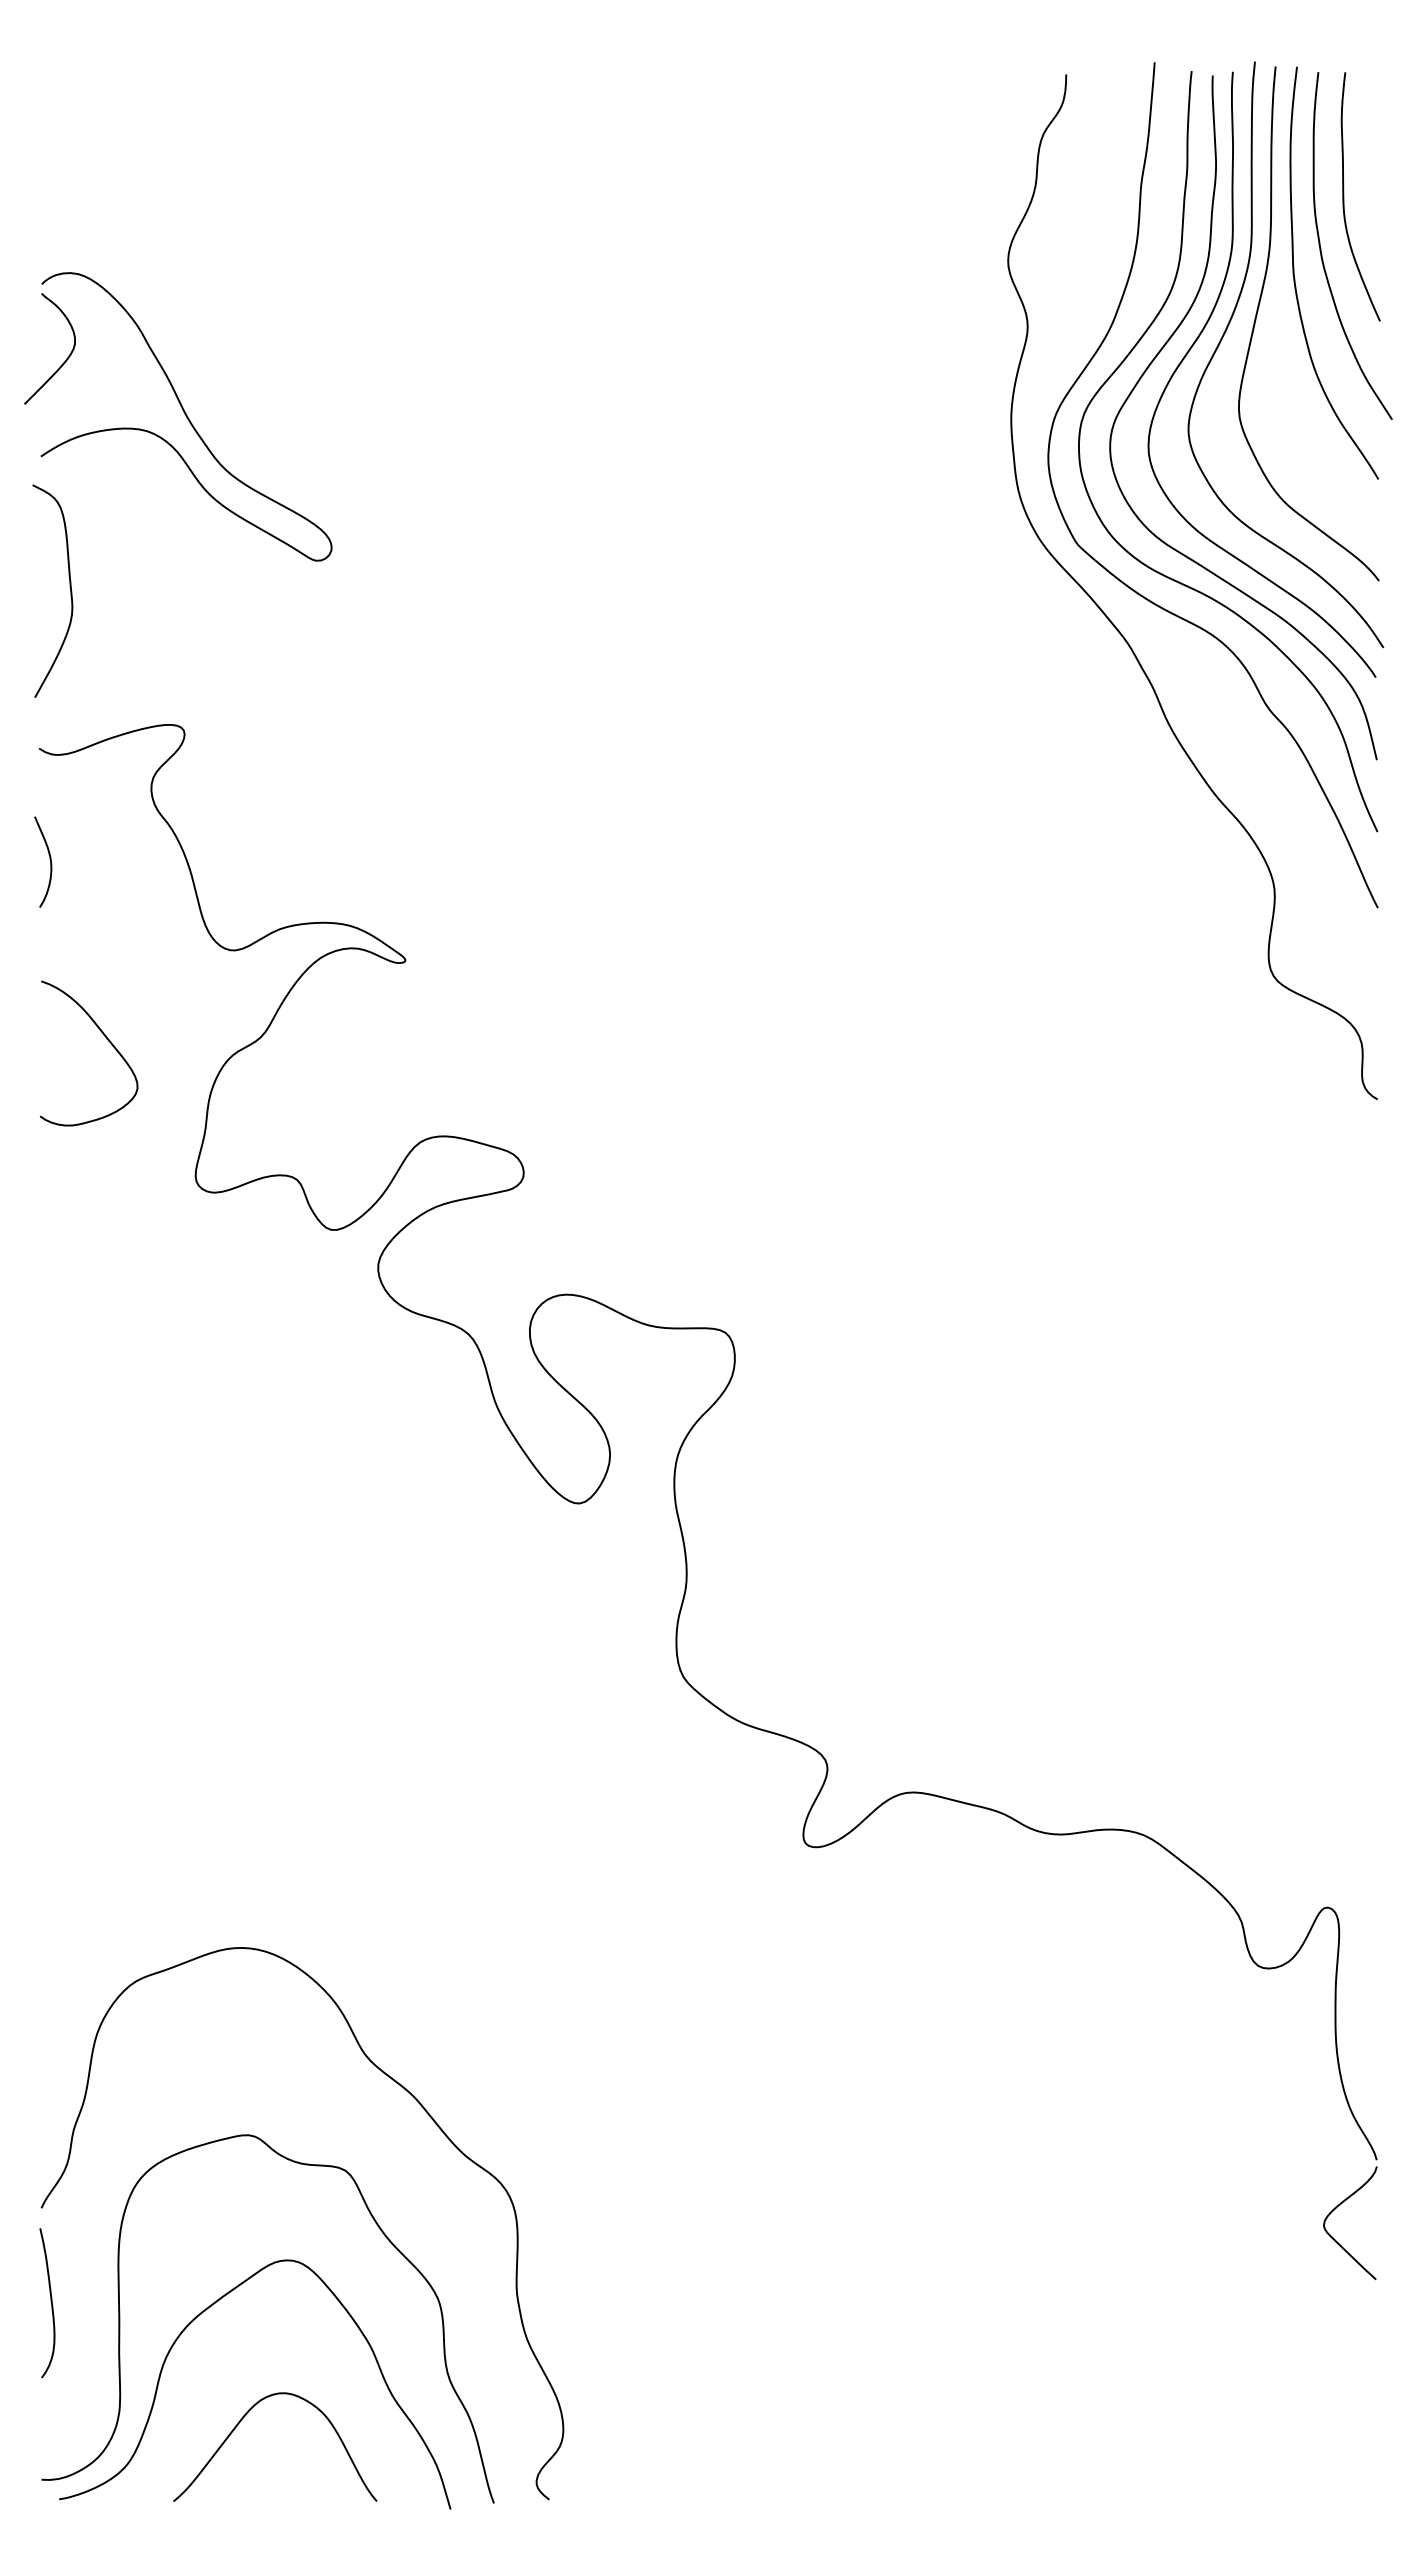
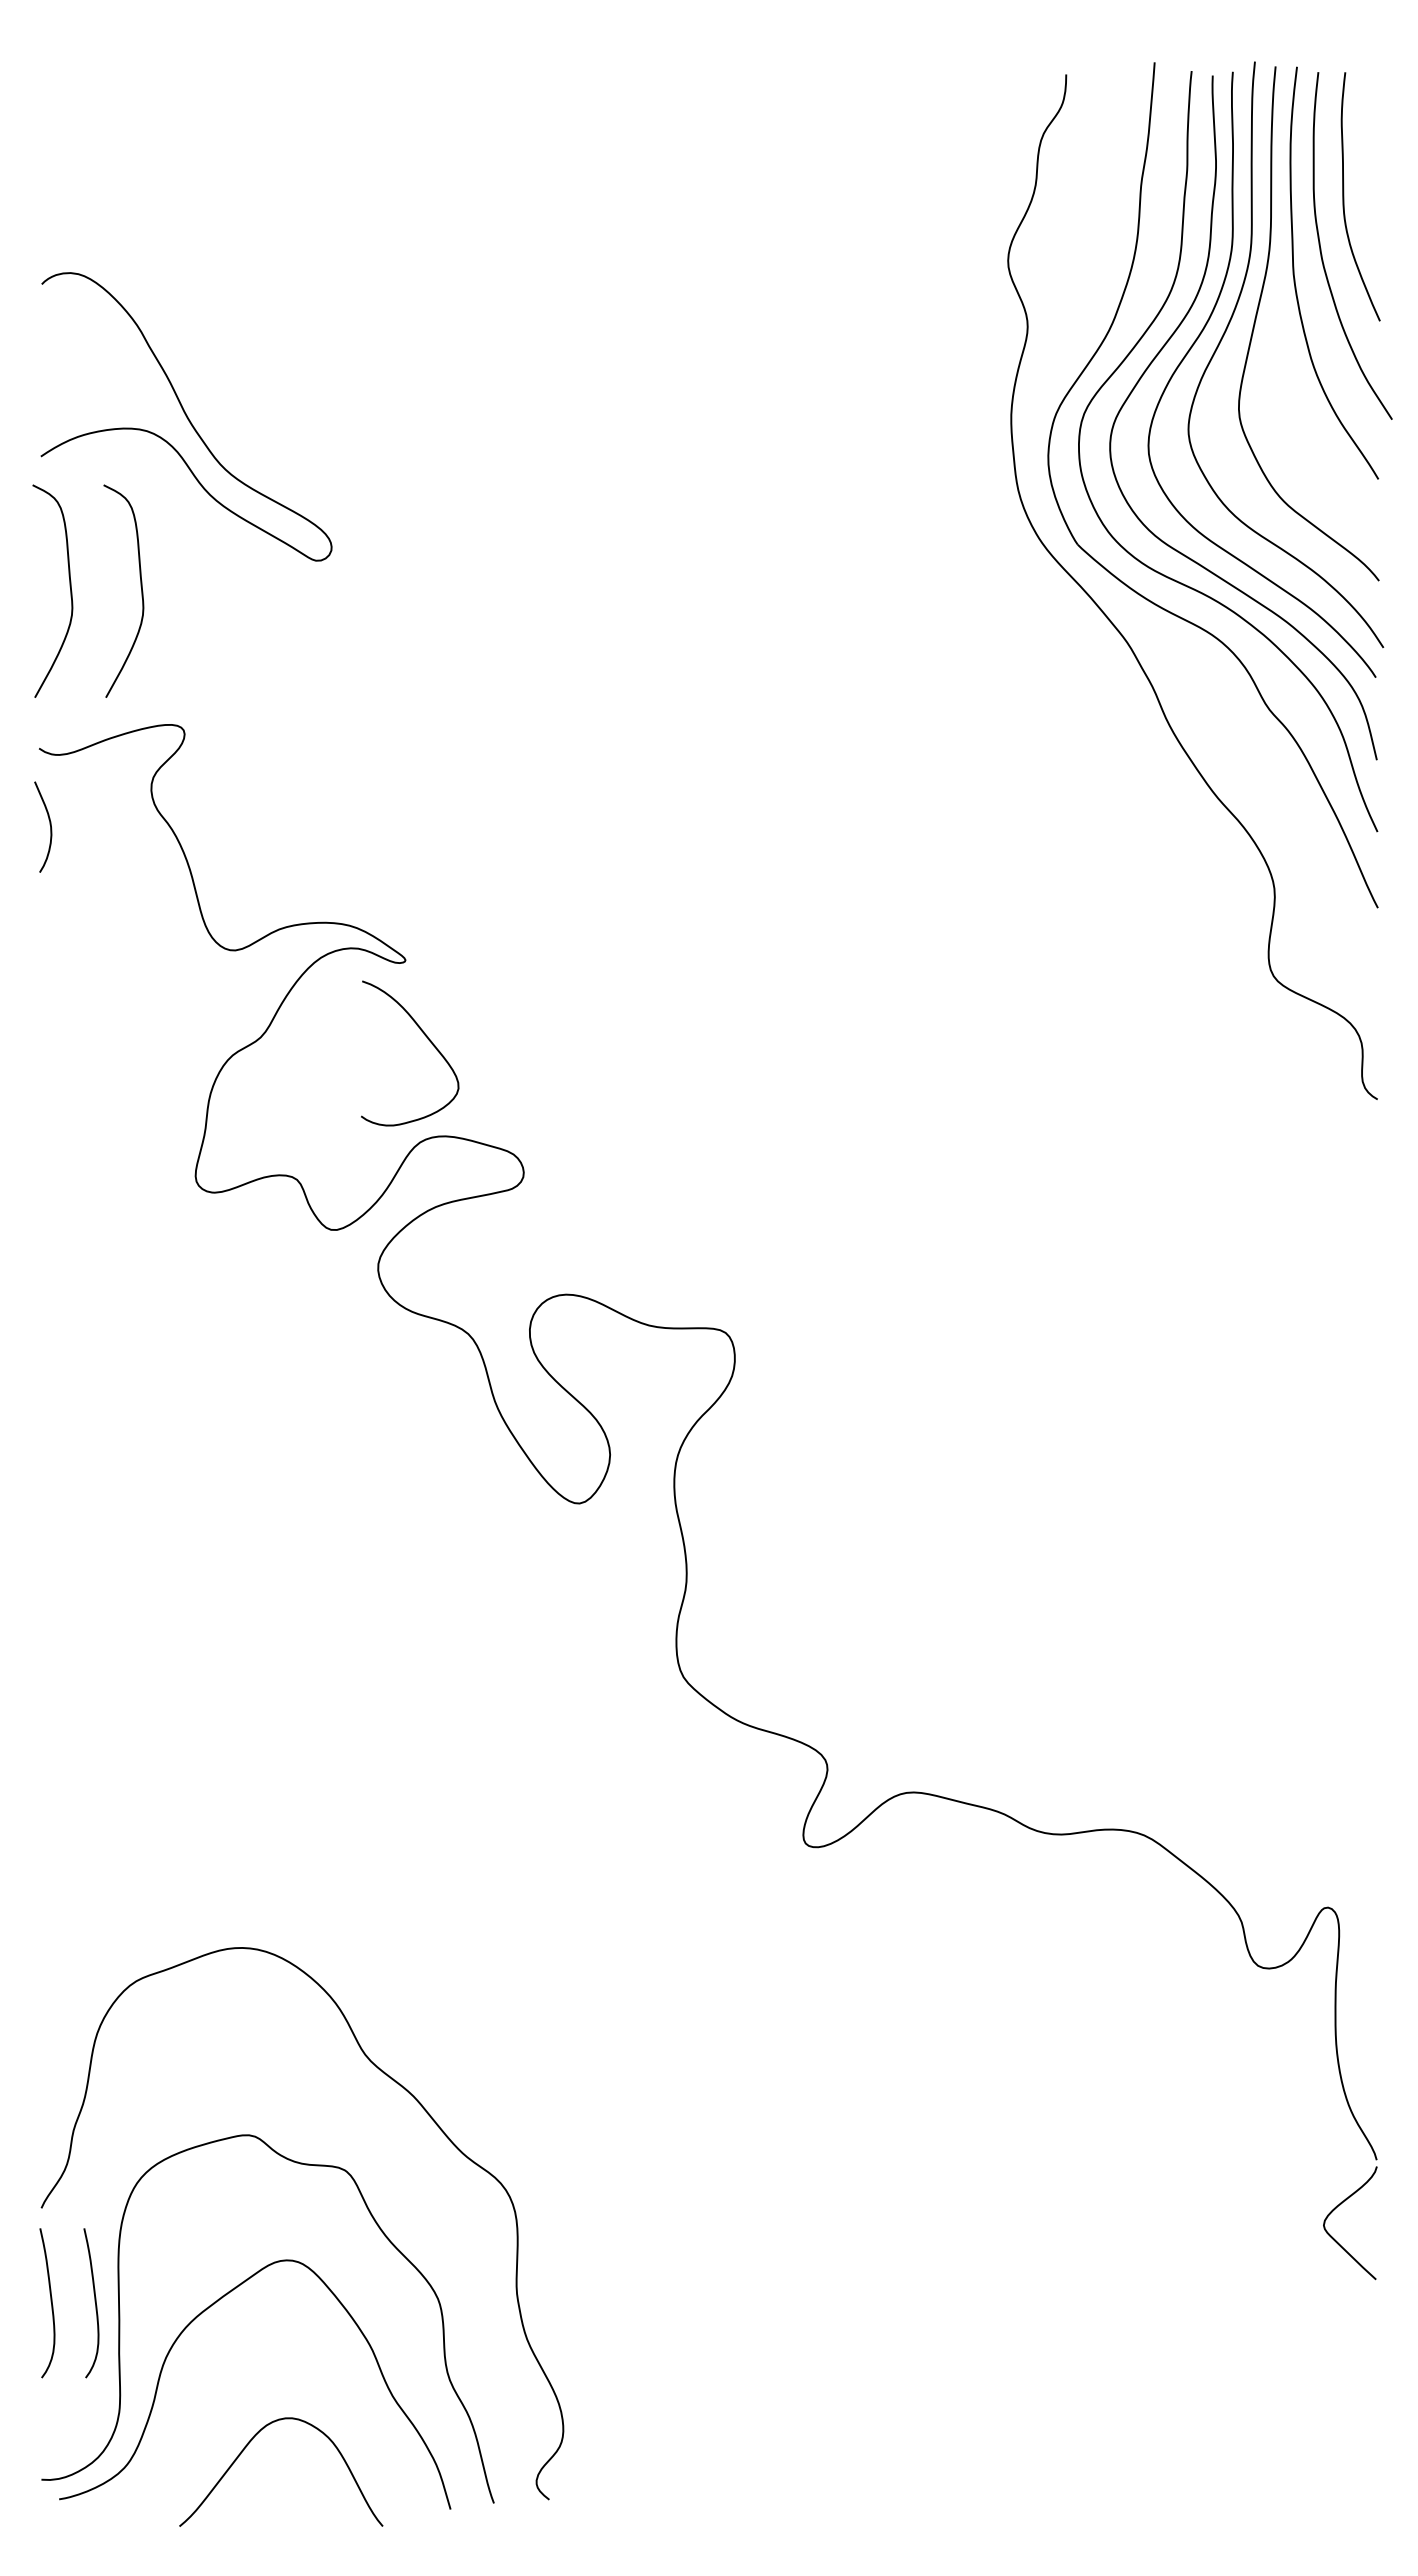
curve: present -> none (65, 359)
curve: none -> present (140, 586)
curve position: (49, 859) -> (49, 824) (49, 824)
curve position: (107, 1040) -> (428, 1040) (428, 1040)
curve: none -> present (94, 2302)
curve position: (241, 2421) -> (247, 2446) (247, 2446)
